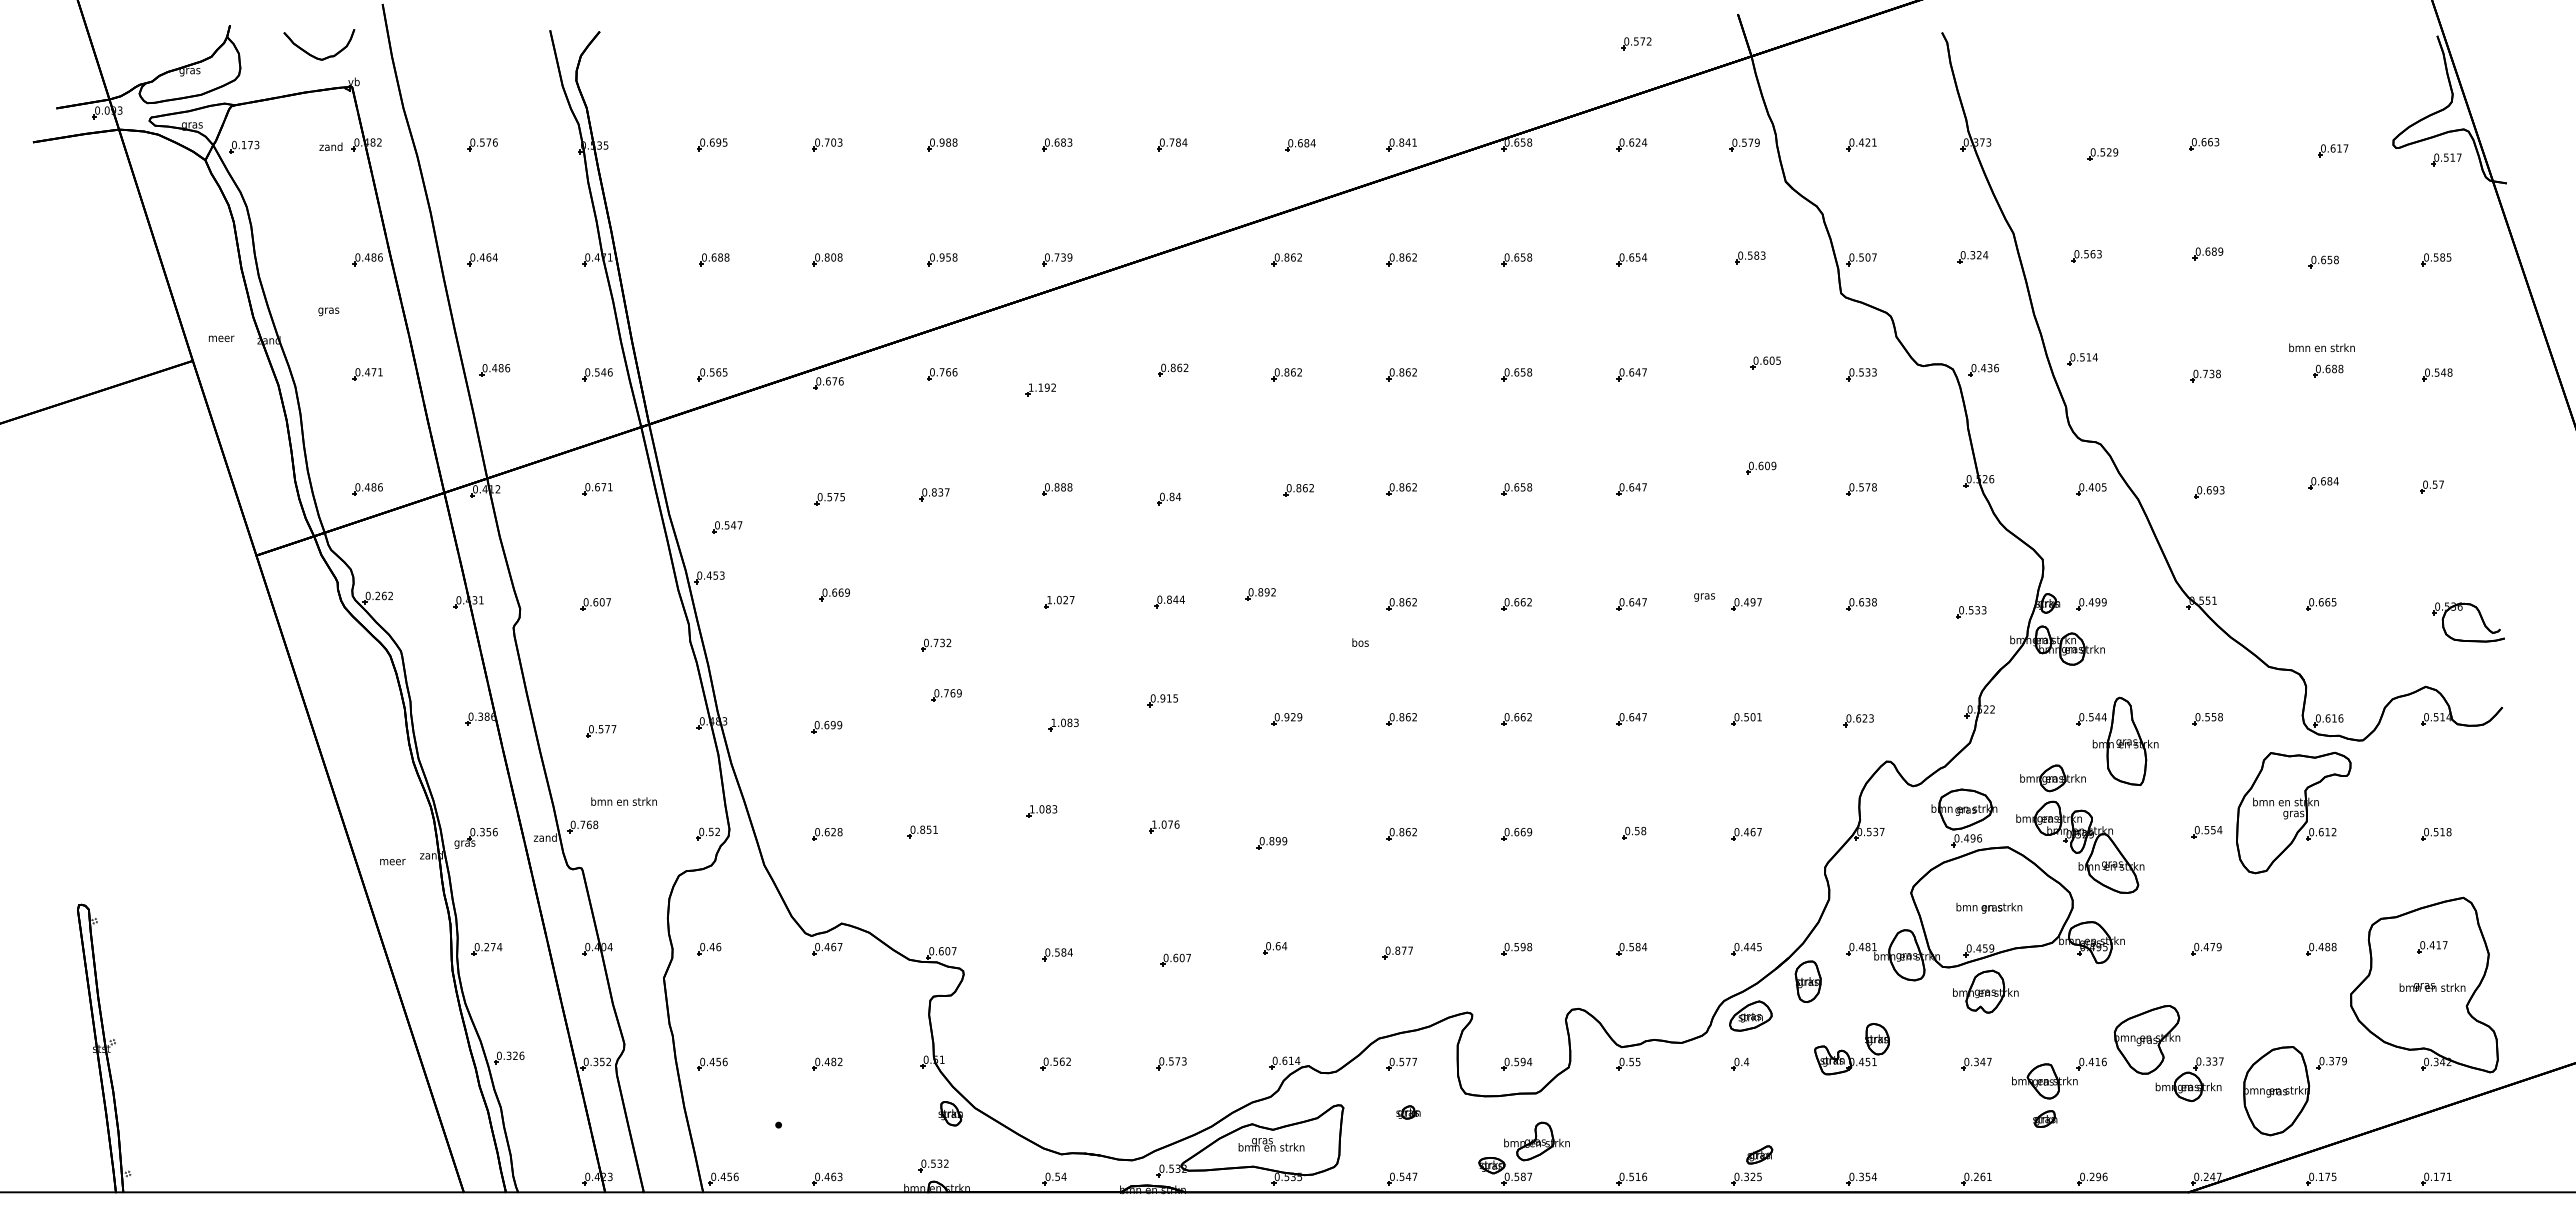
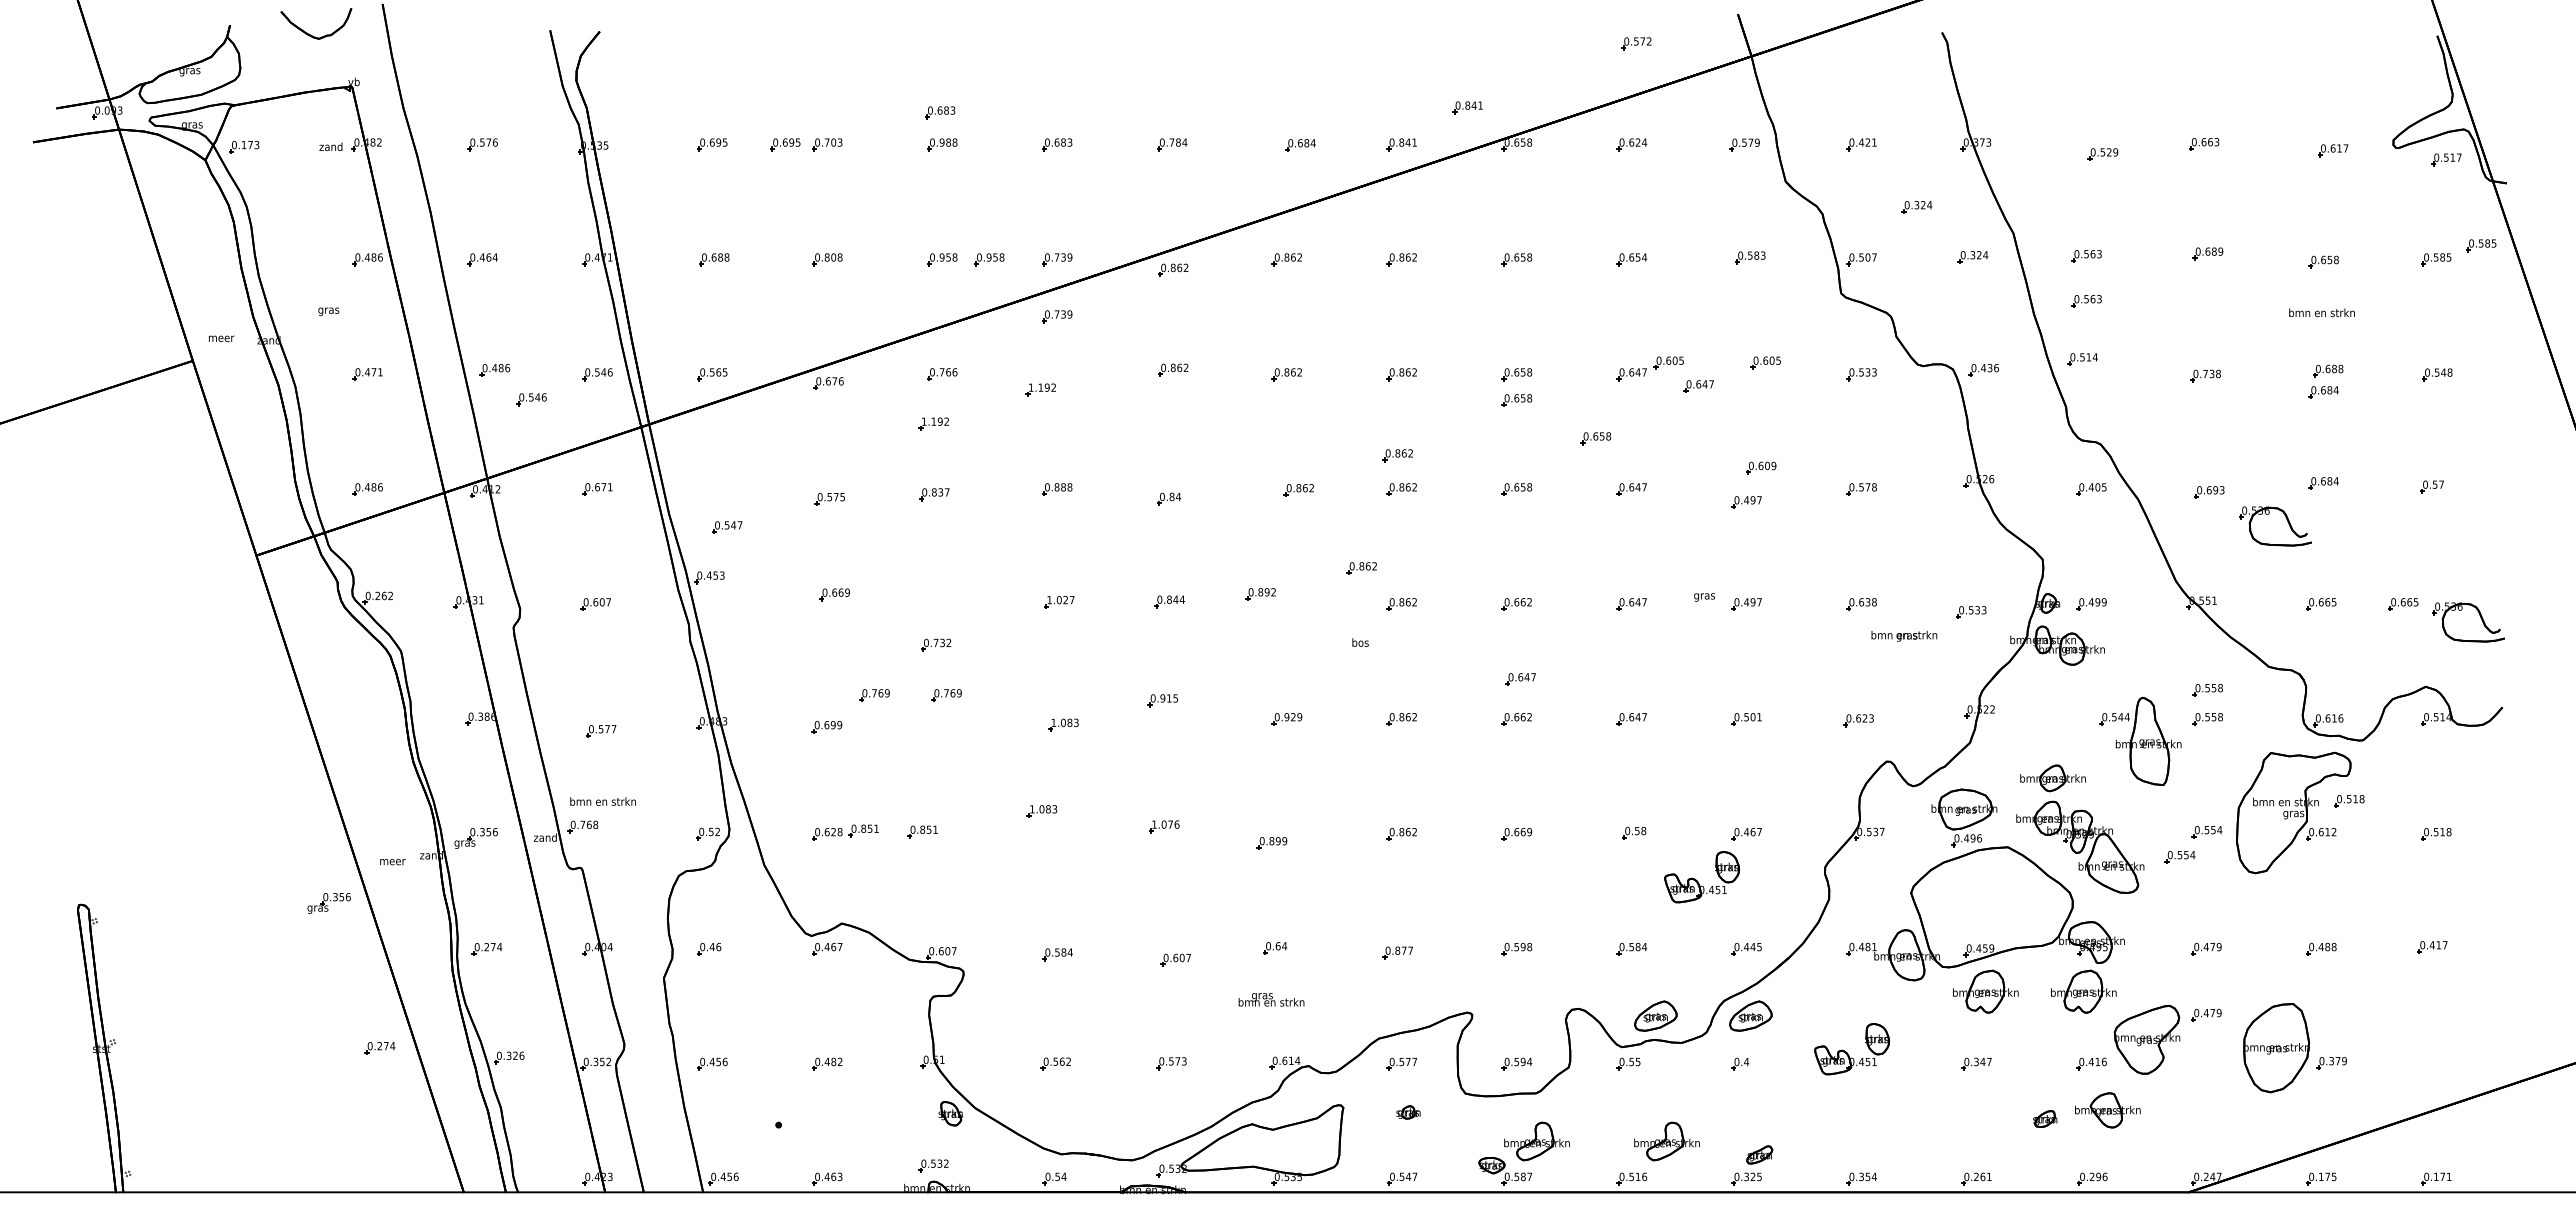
part position: (313, 55) -> (310, 34) (310, 34)
part: none -> present (1467, 107)
part: none -> present (940, 112)
part: none -> present (785, 144)
part: none -> present (1916, 207)
part: none -> present (2481, 245)
part: none -> present (989, 259)
part: none -> present (1173, 269)
part: none -> present (2086, 301)
part: none -> present (1057, 316)
text position: (2321, 347) -> (2321, 312) (2321, 312)
part: none -> present (1668, 362)
part: none -> present (1698, 386)
part: none -> present (2323, 392)
part: none -> present (531, 399)
part: none -> present (1516, 400)
part: none -> present (933, 423)
part: none -> present (1595, 438)
part: none -> present (1397, 455)
part: none -> present (1746, 502)
part: none -> present (2287, 521)
part: none -> present (1361, 568)
part: none -> present (2403, 604)
part: none -> present (1520, 679)
part: none -> present (2207, 690)
part: none -> present (874, 695)
part position: (2117, 740) -> (2140, 740) (2140, 740)
text position: (623, 801) -> (602, 801) (602, 801)
part: none -> present (2349, 801)
part: none -> present (863, 830)
part: none -> present (2179, 857)
part: none -> present (1701, 876)
part: none -> present (328, 903)
text position: (1989, 907) -> (1904, 635) (1904, 635)
part: present -> none (1807, 981)
part: present -> none (2424, 984)
part: none -> present (2083, 991)
part: none -> present (2206, 1014)
part: none -> present (1655, 1015)
part: none -> present (379, 1048)
part: present -> none (2189, 1079)
part position: (2044, 1081) -> (2107, 1110) (2107, 1110)
part position: (2276, 1091) -> (2276, 1048) (2276, 1048)
part: none -> present (1666, 1141)
text position: (1271, 1144) -> (1271, 999) (1271, 999)
